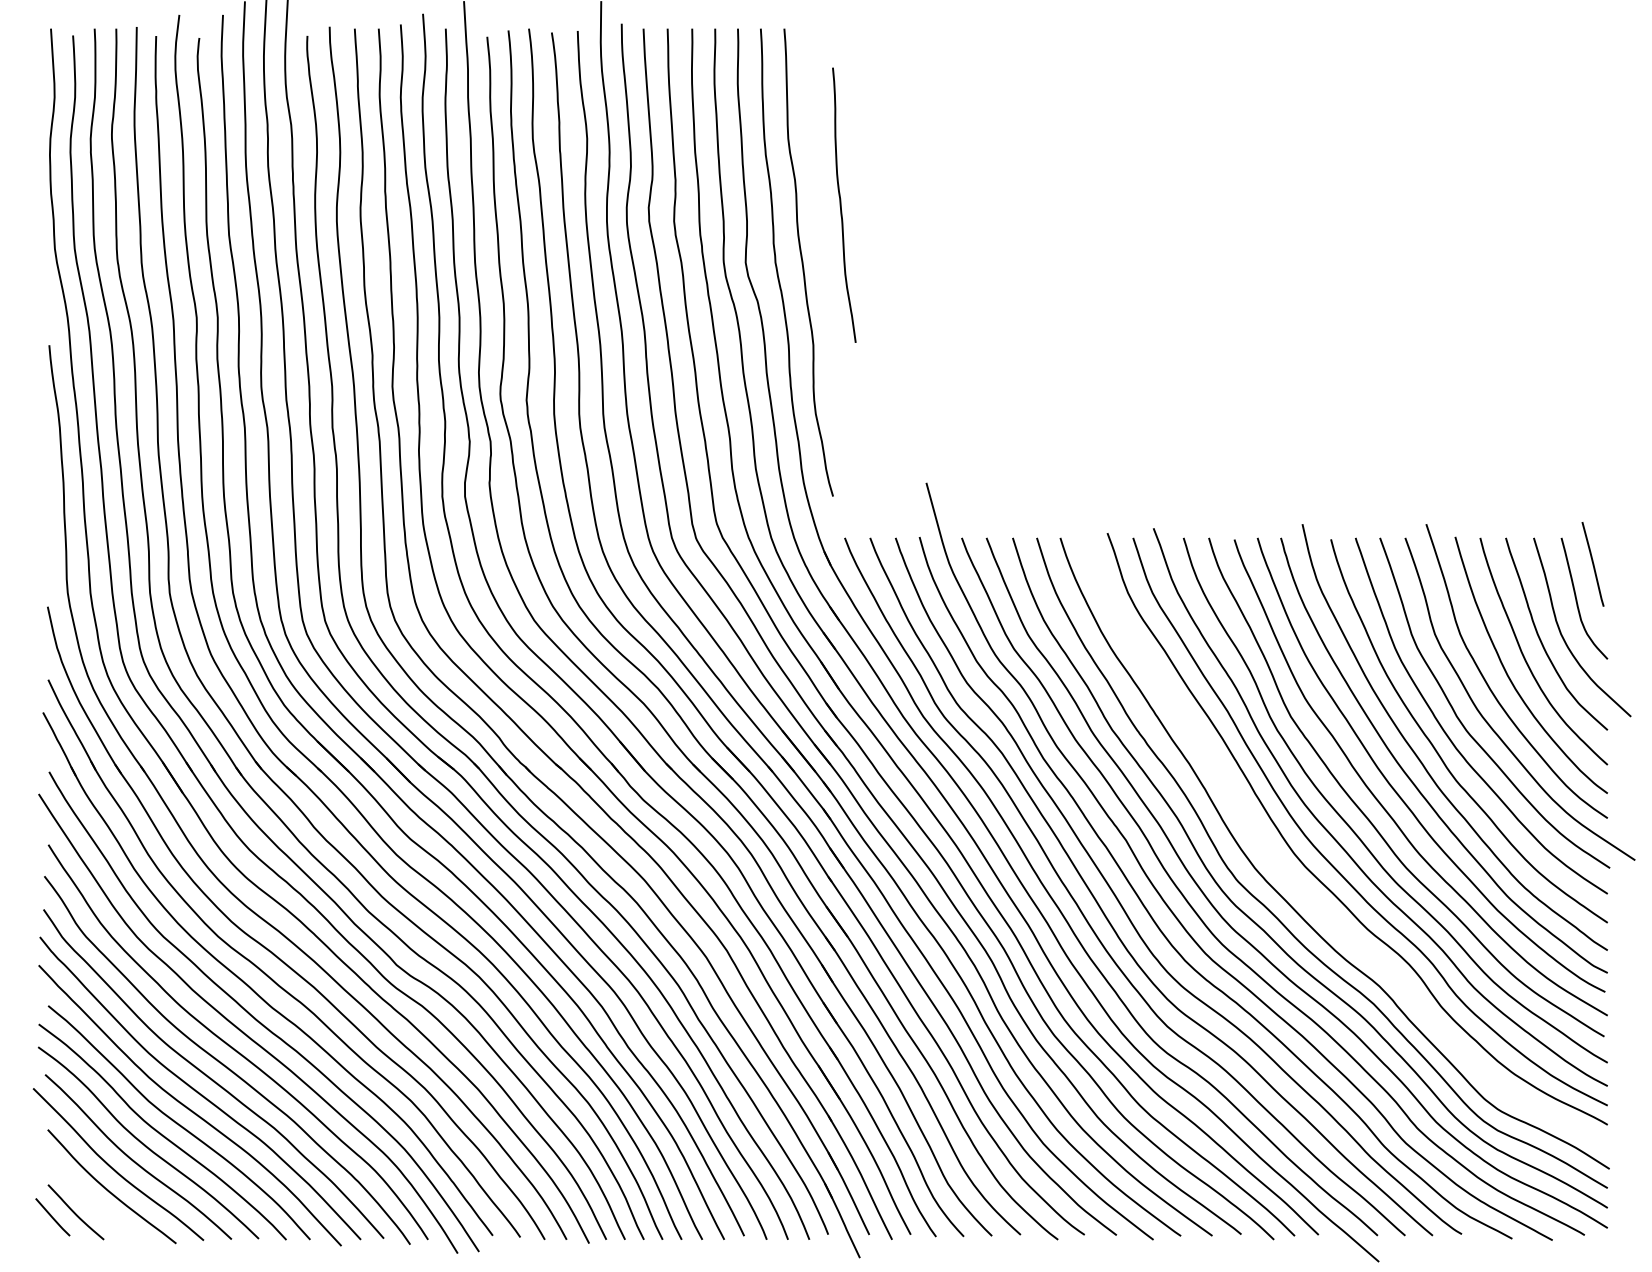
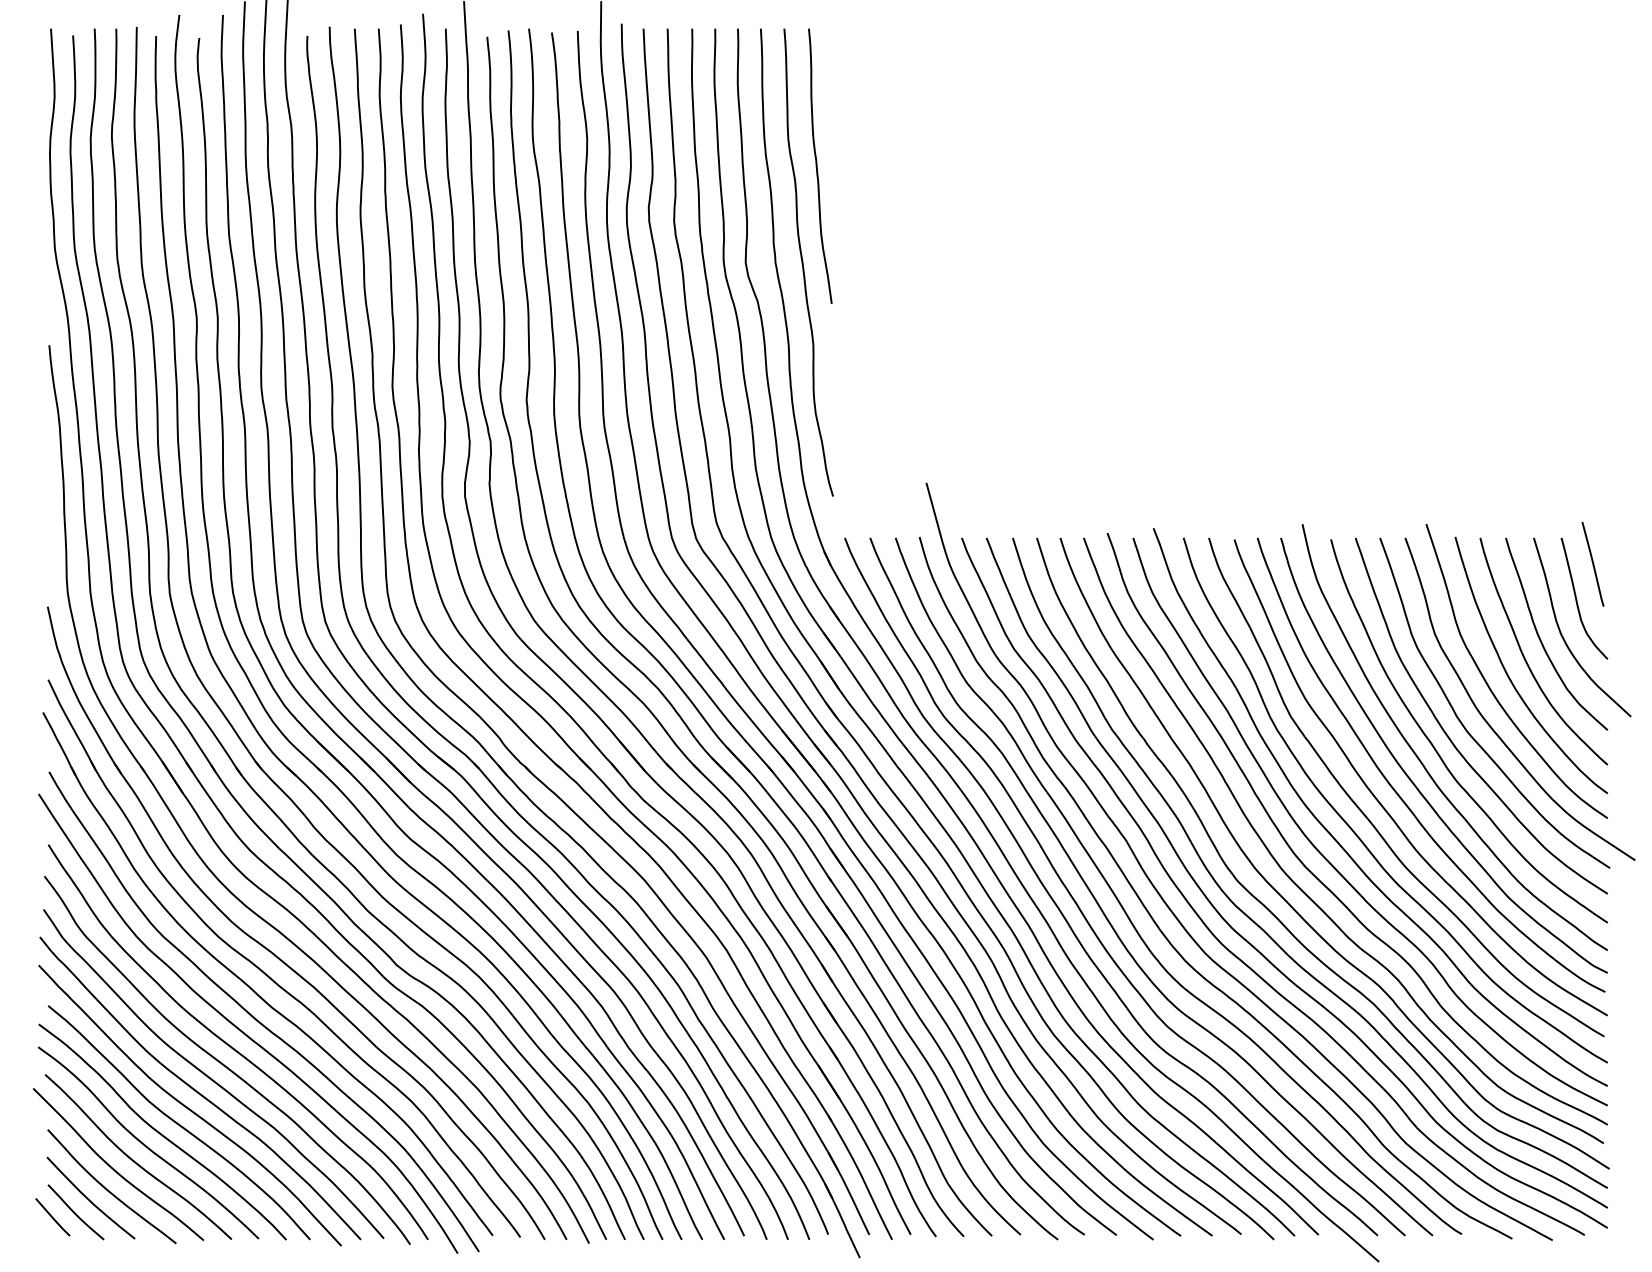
curve position: (841, 204) -> (817, 165) (817, 165)
curve: none -> present (1298, 885)
curve: none -> present (88, 1198)
